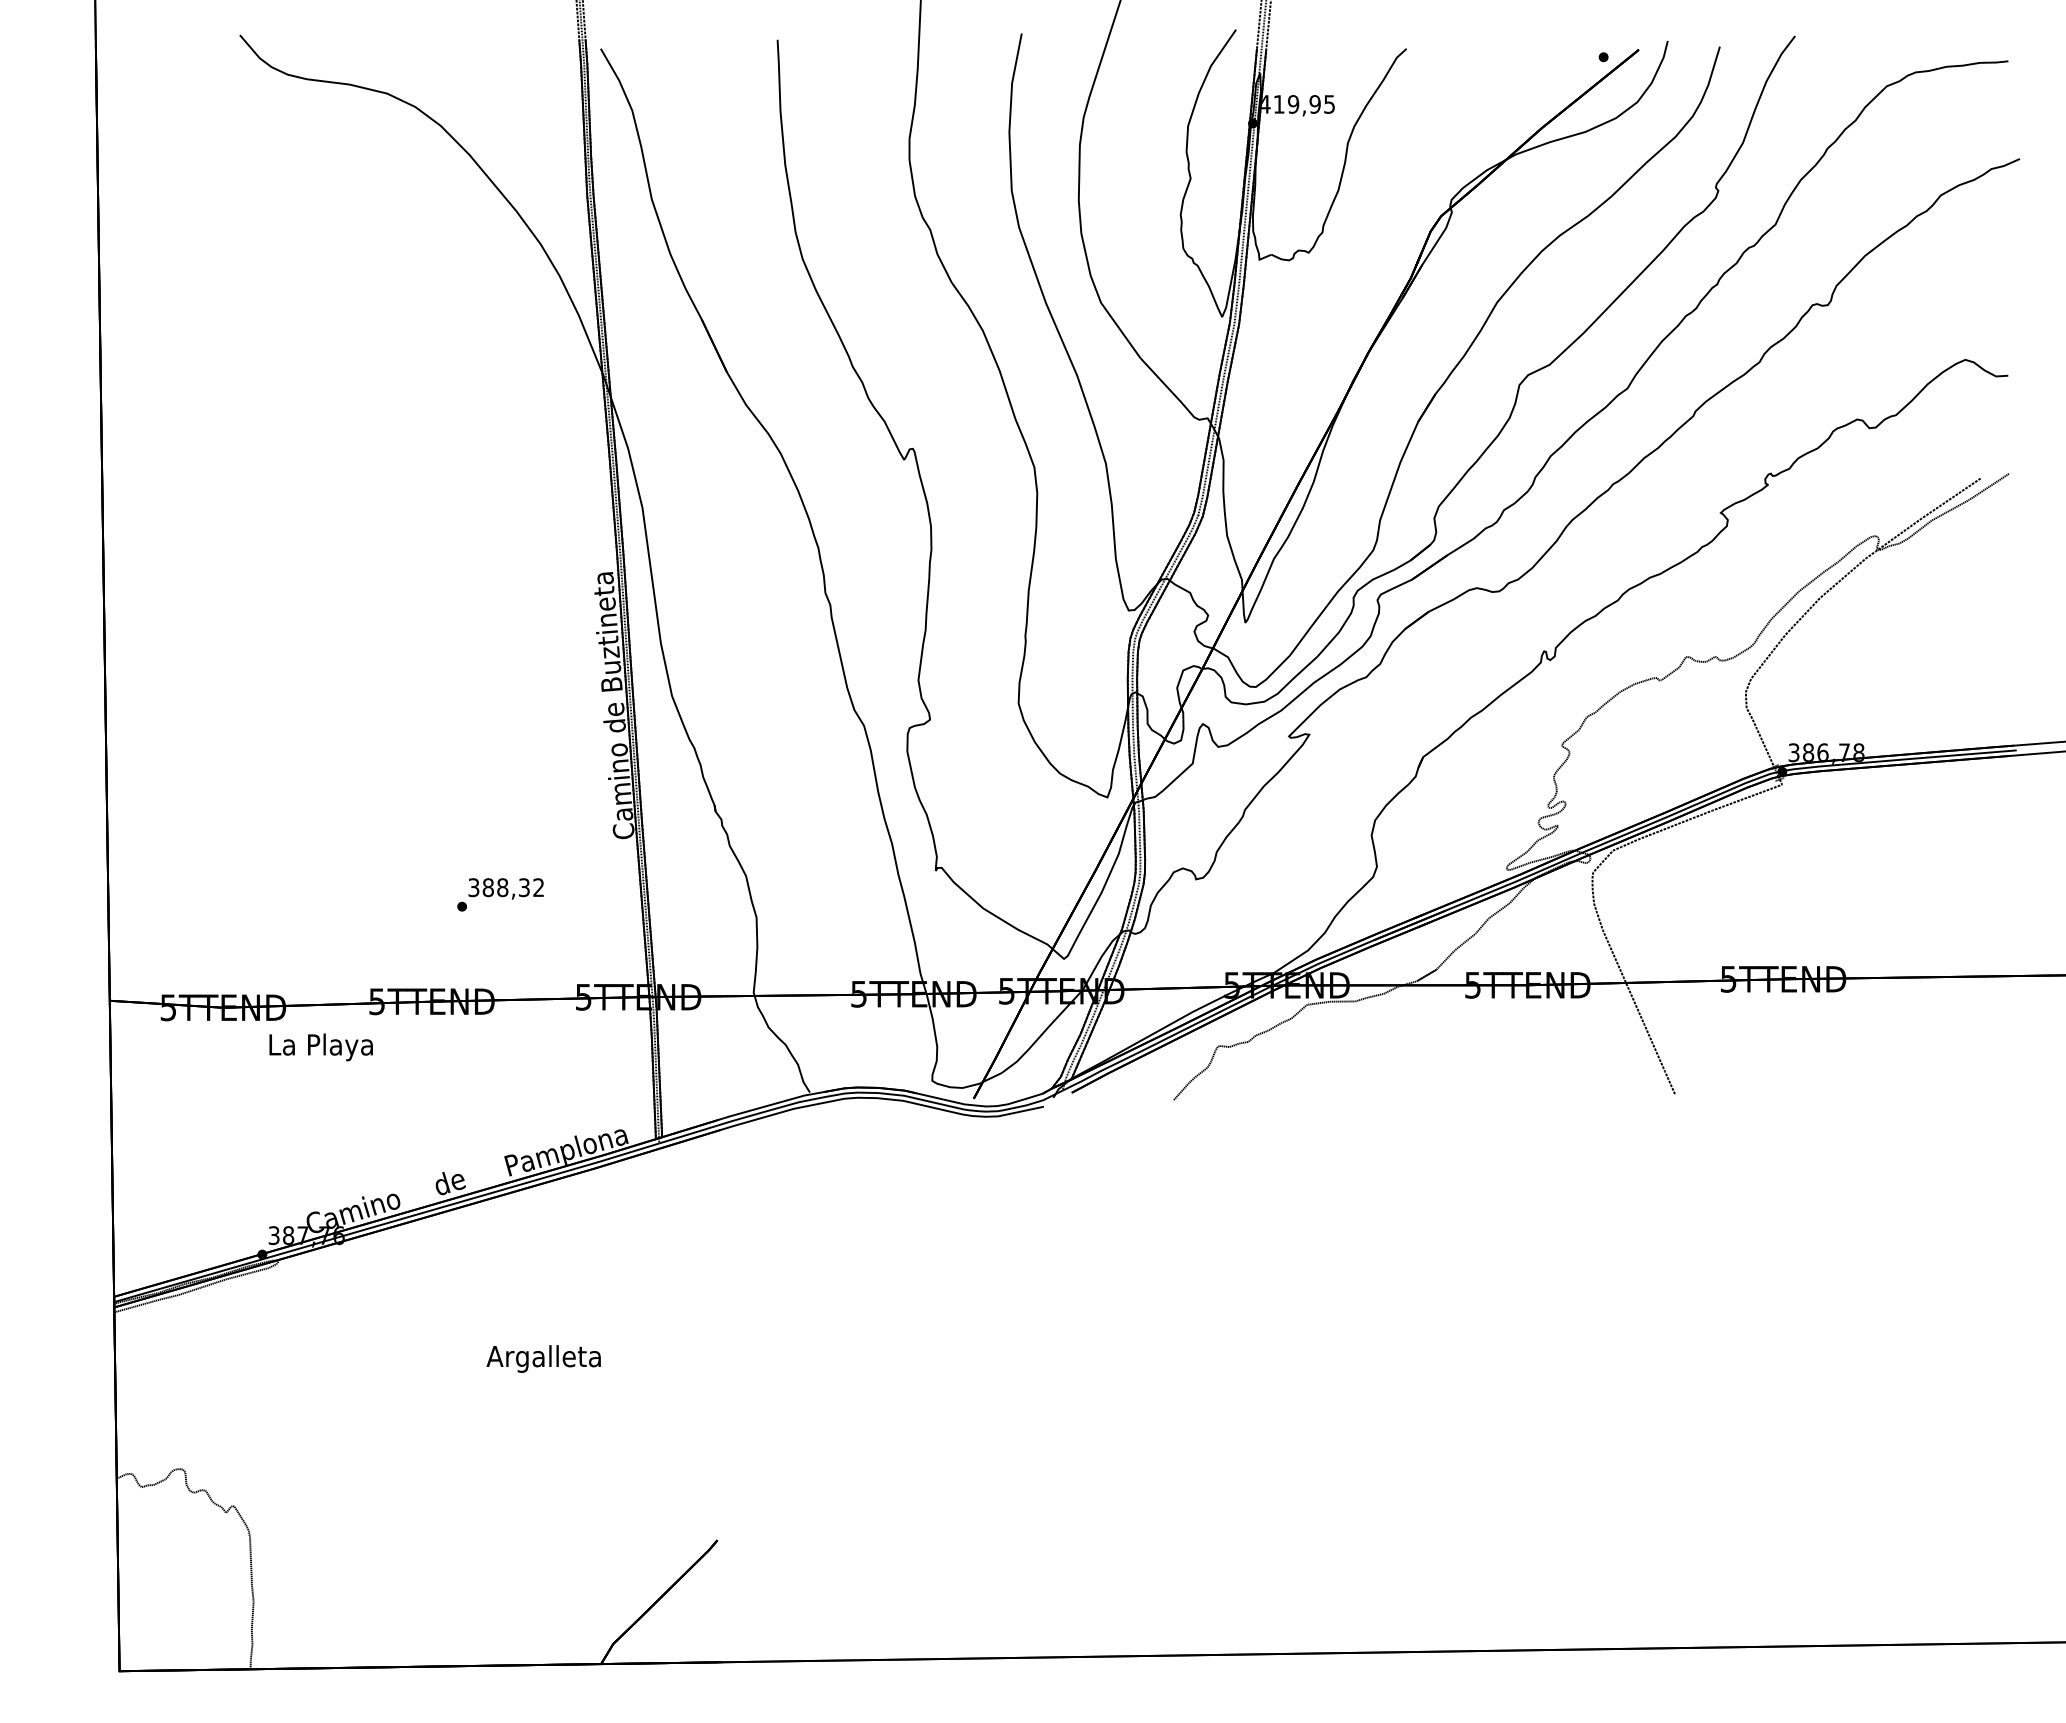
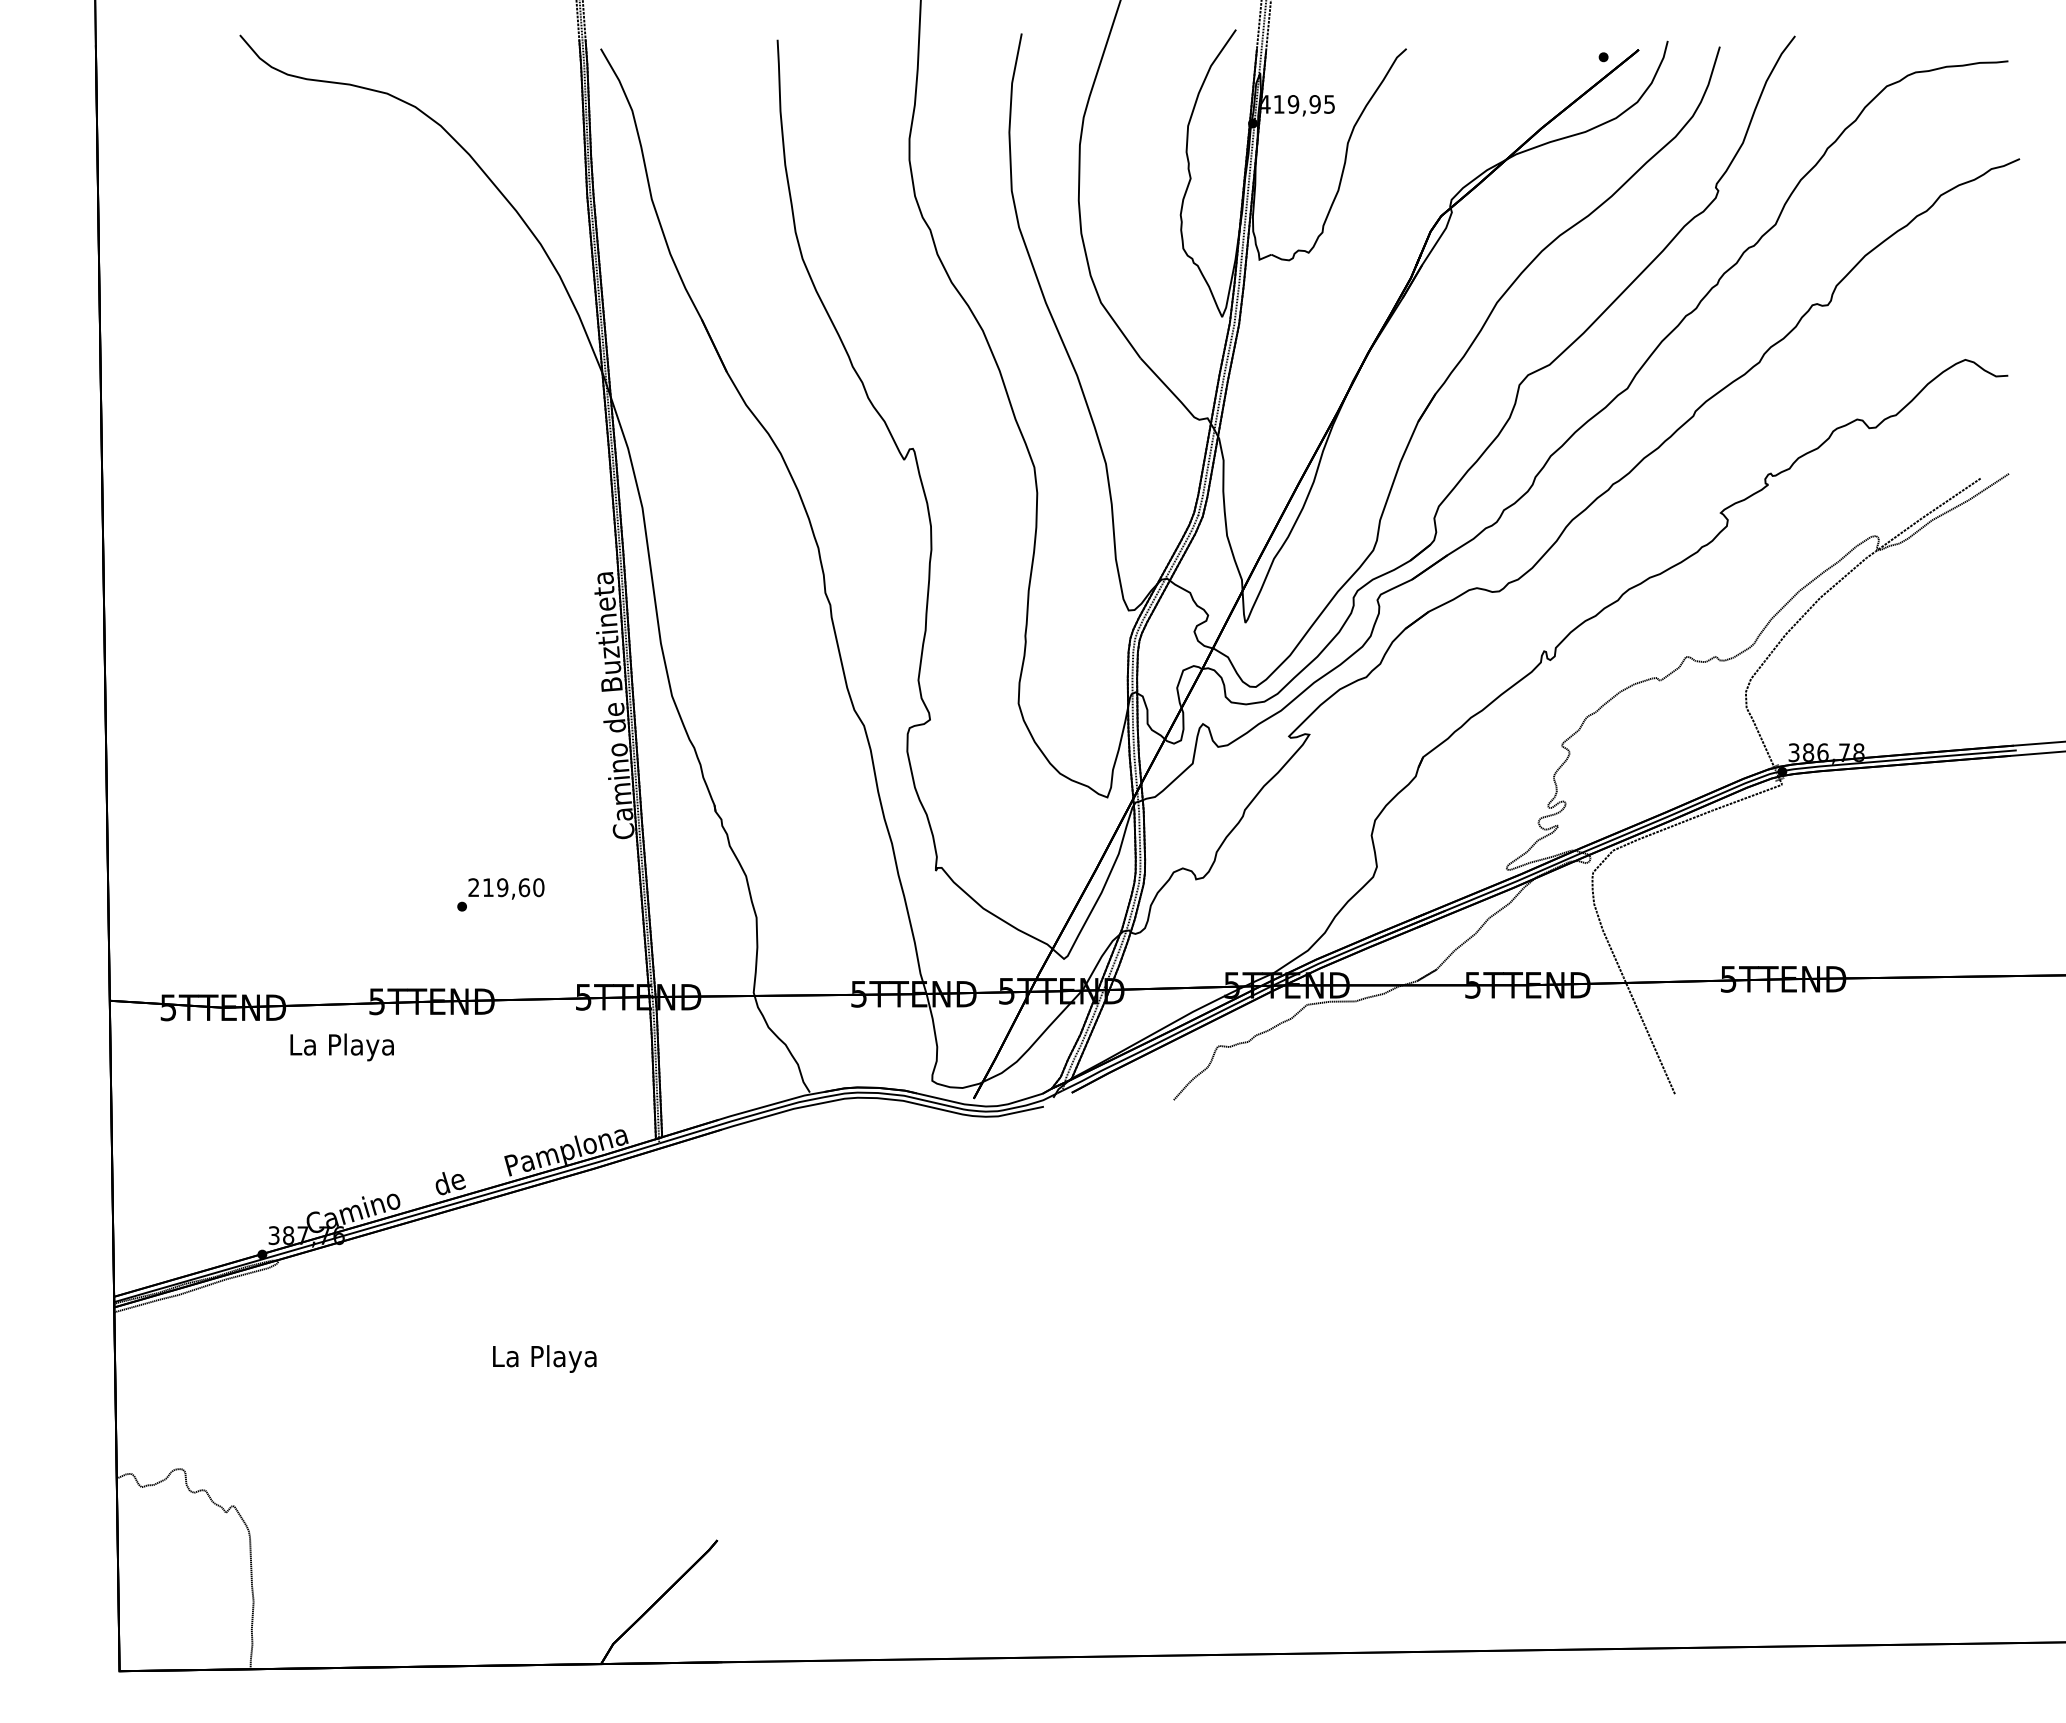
text: 388,32 -> 219,60 (506, 887)
text position: (320, 1047) -> (341, 1047) (341, 1047)
text: Argalleta -> La Playa (543, 1358)
